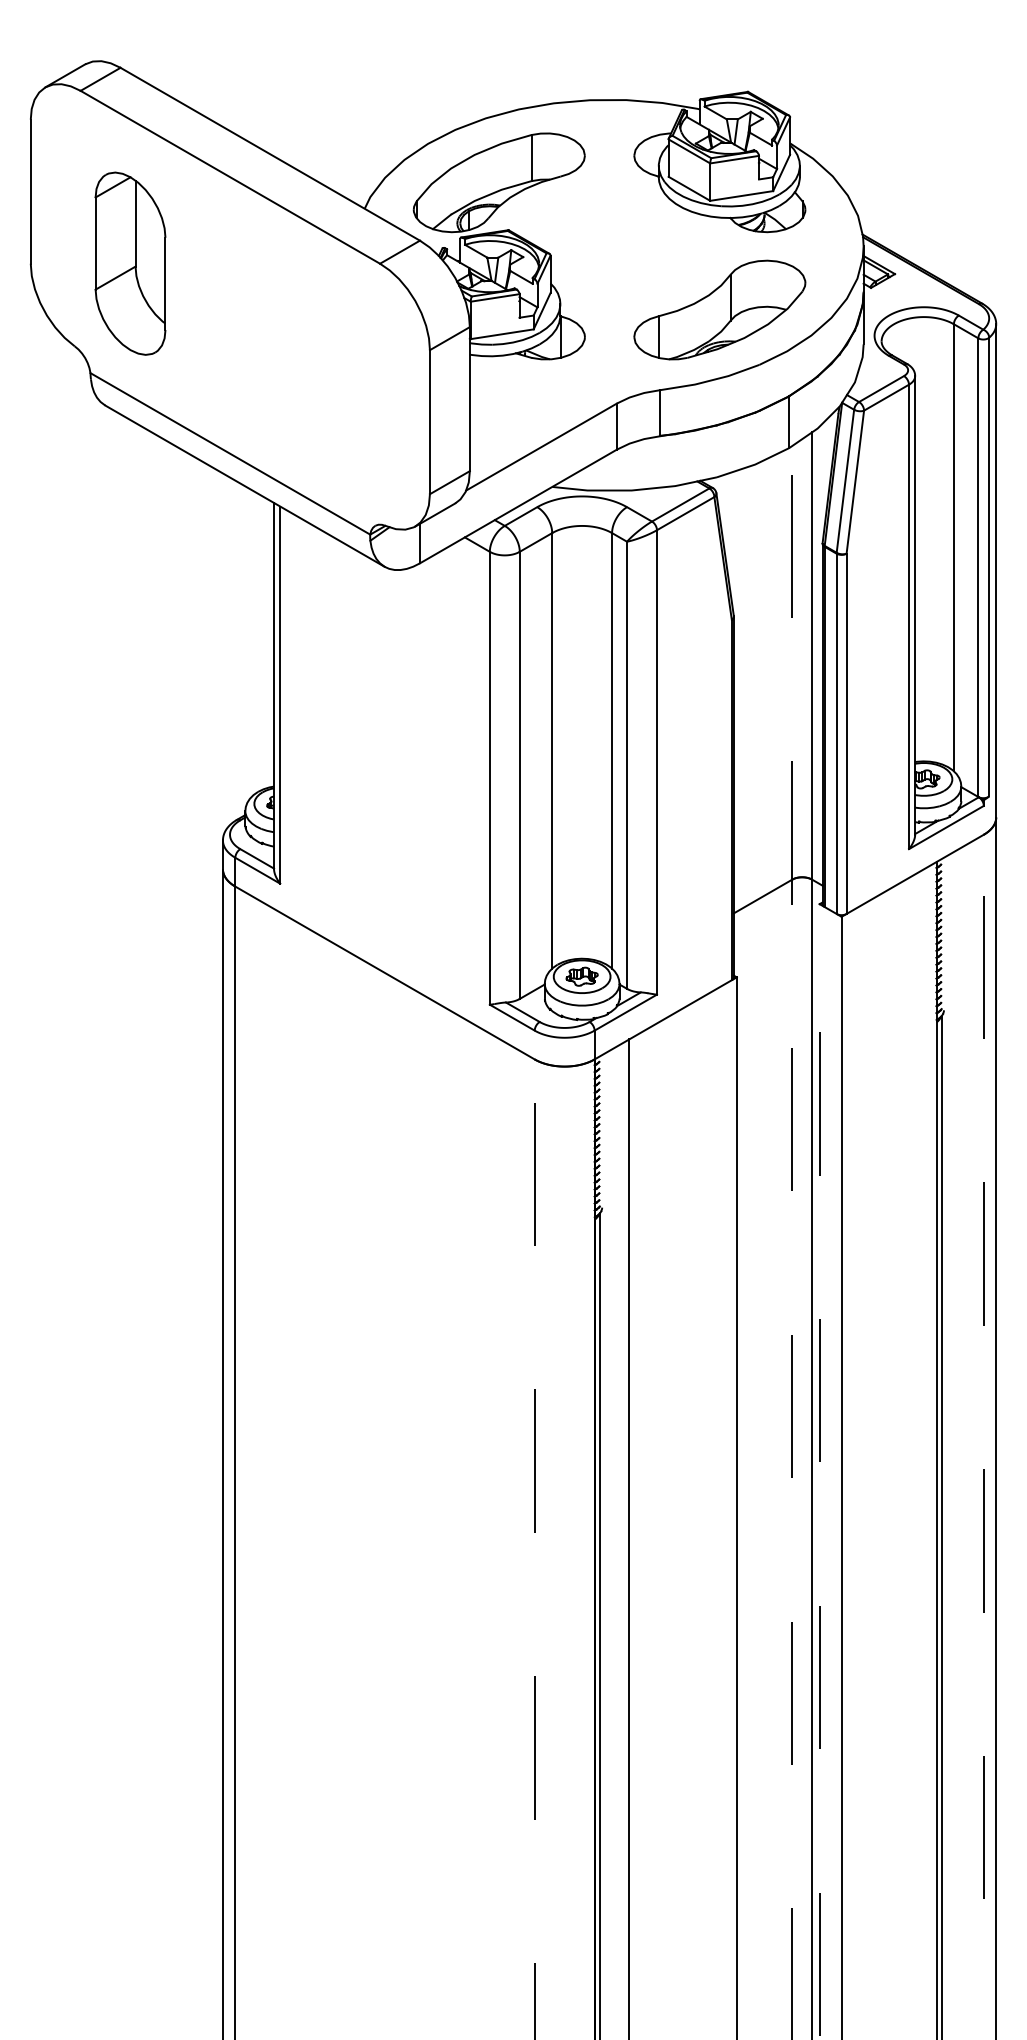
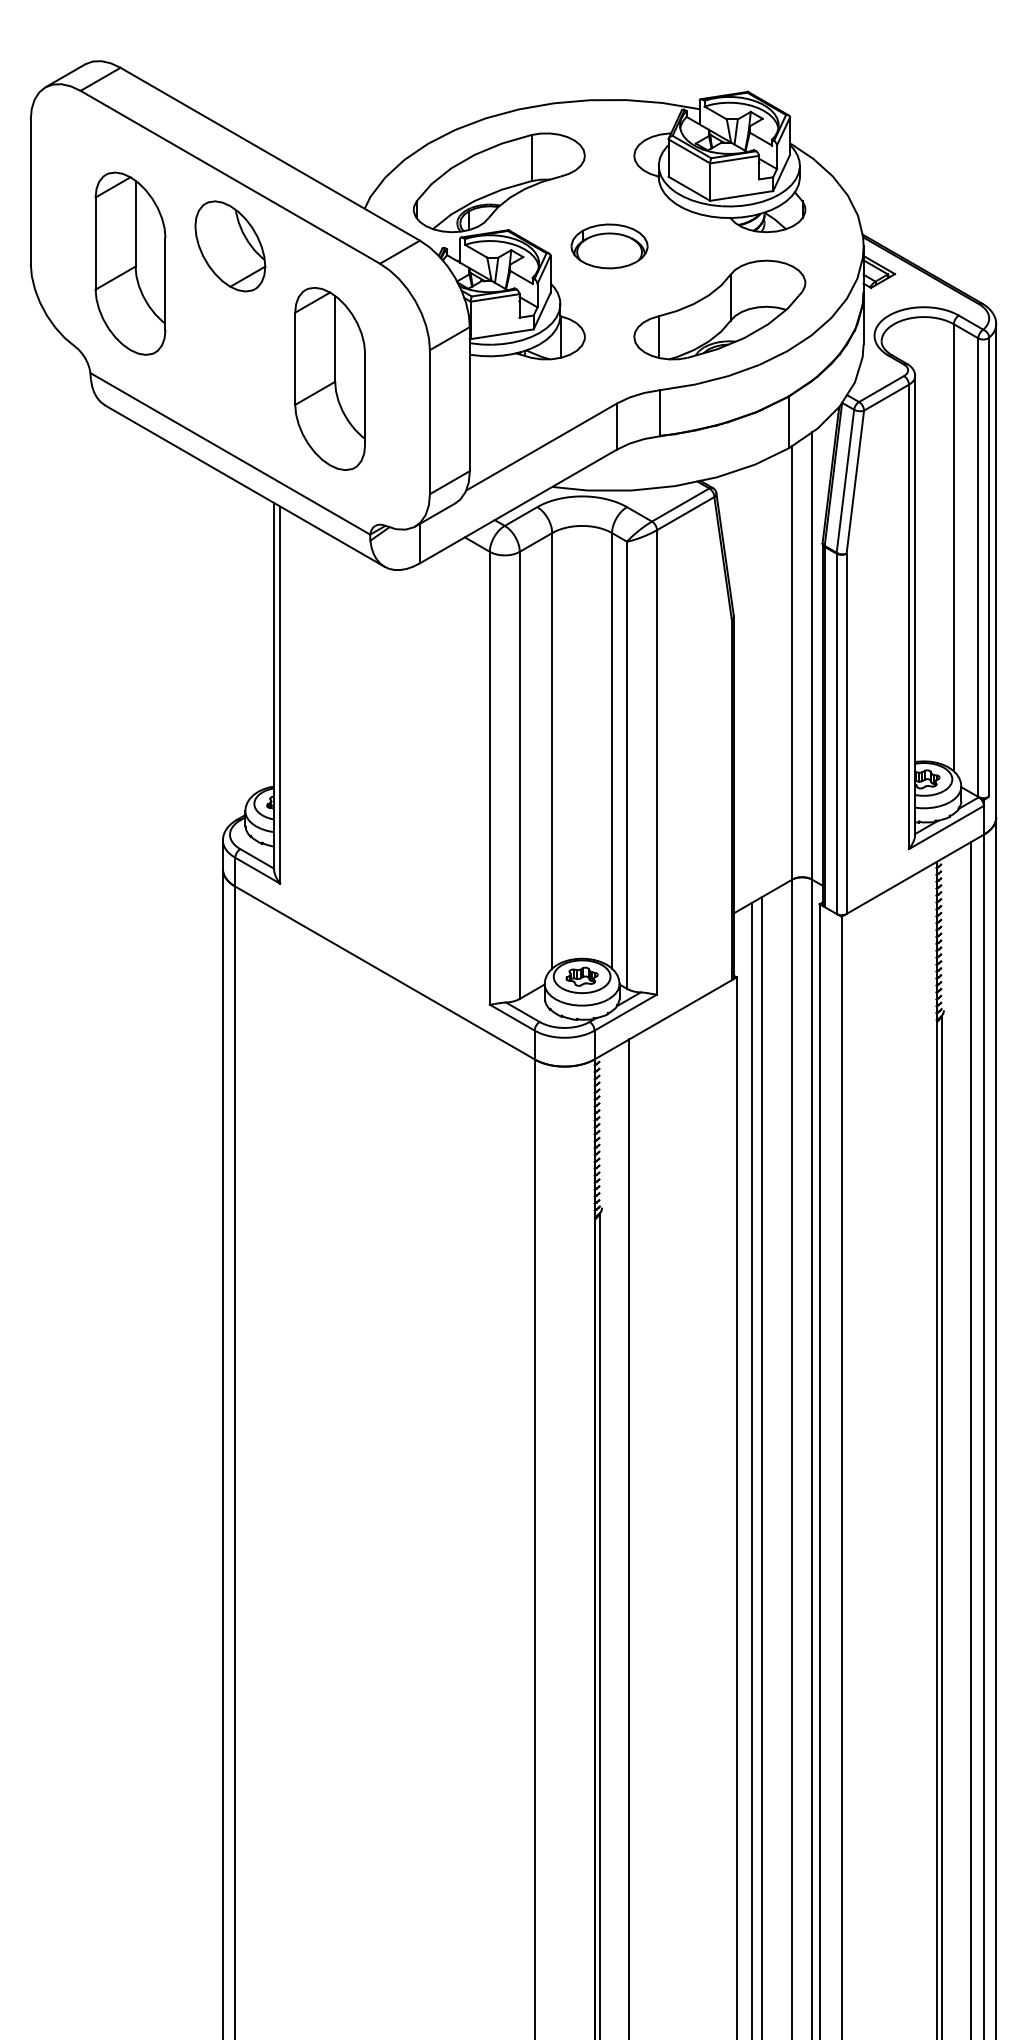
part: none -> present (230, 246)
part: none -> present (609, 246)
part: none -> present (329, 378)
line: dashed -> solid (792, 1242)
line: dashed -> solid (983, 1422)
line: none -> present (971, 1439)
line: none -> present (762, 1466)
line: none -> present (752, 1469)
line: dashed -> solid (819, 1471)
line: dashed -> solid (534, 1534)
